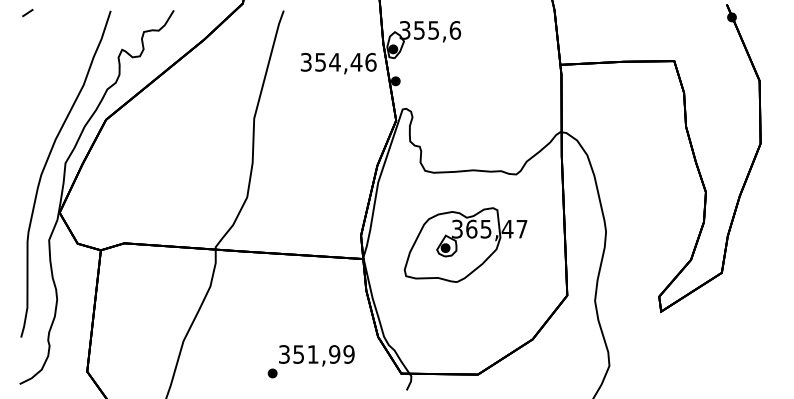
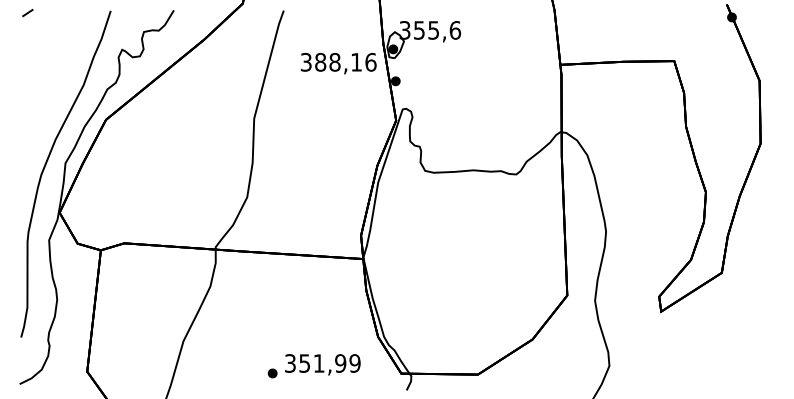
text: 354,46 -> 388,16 (338, 61)
part: present -> none (465, 244)
text position: (316, 355) -> (322, 364) (322, 364)
